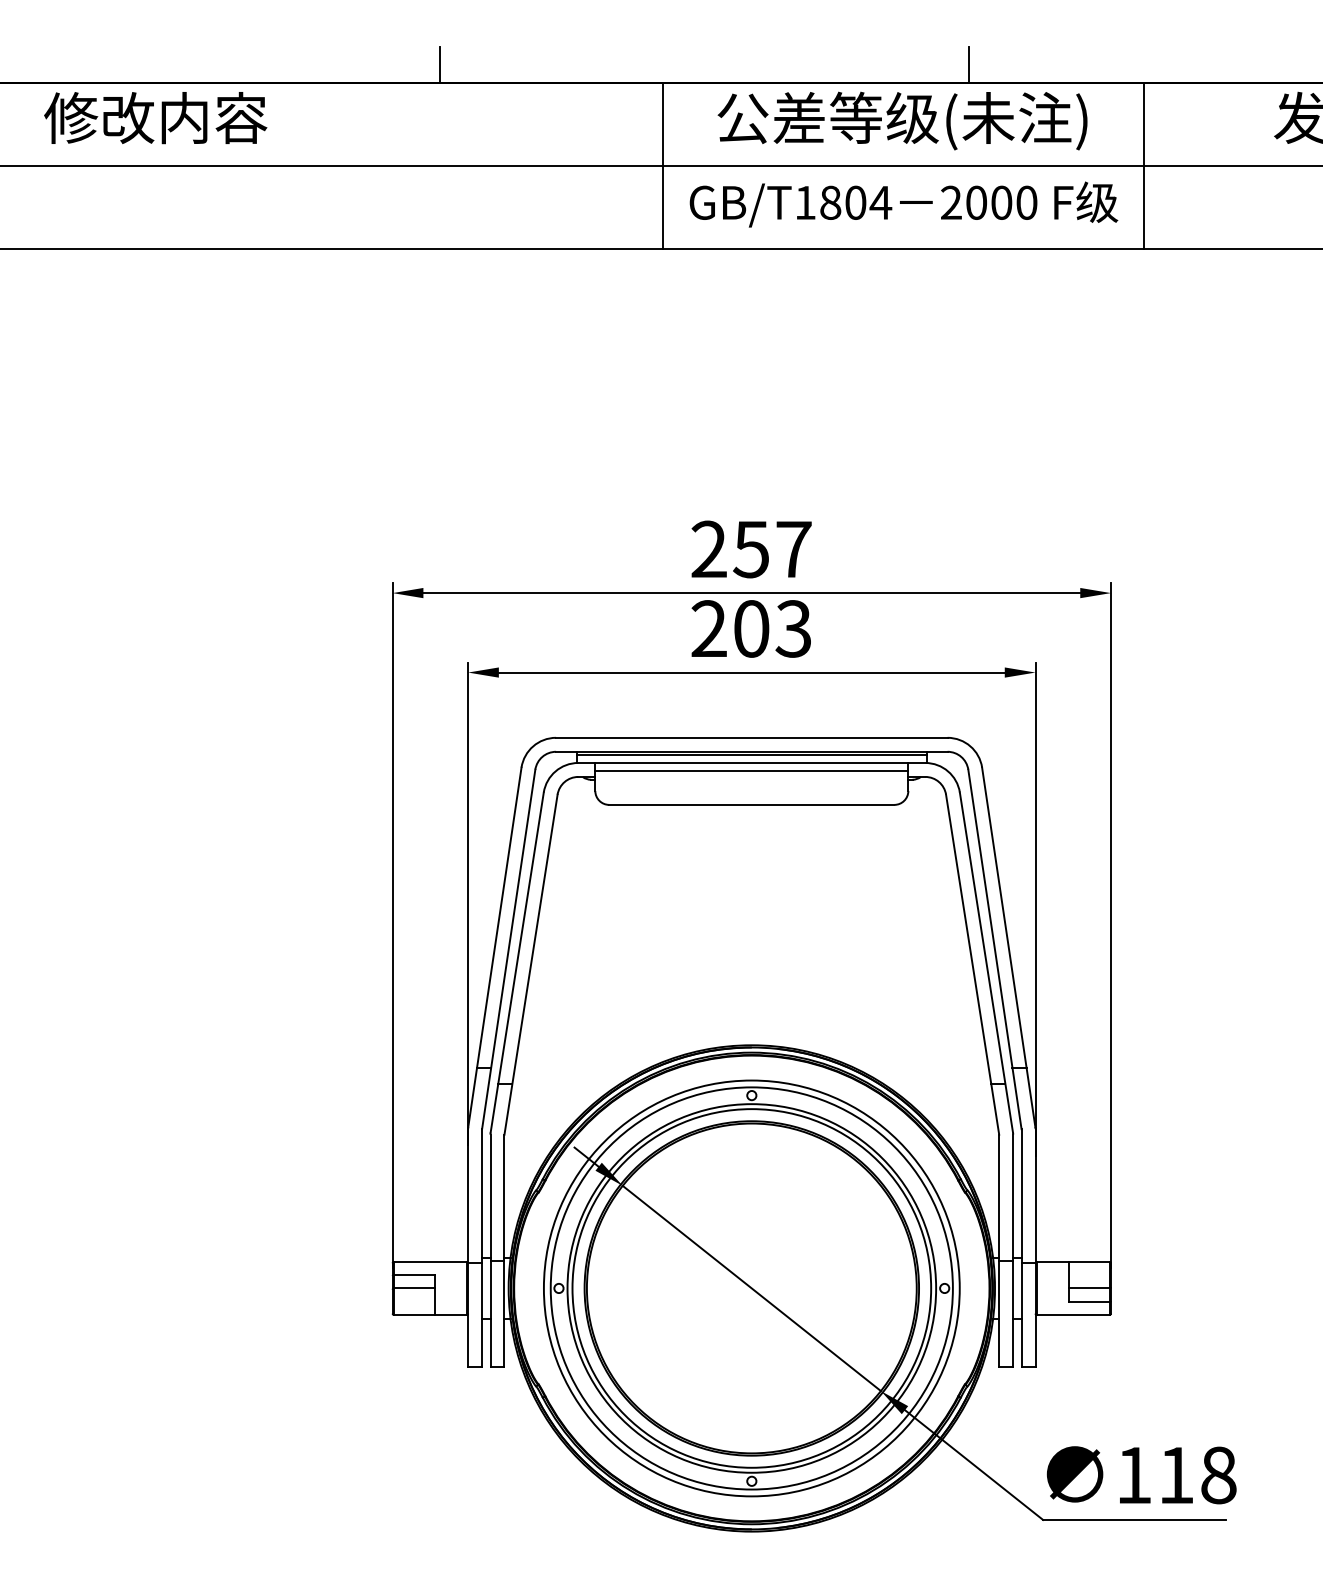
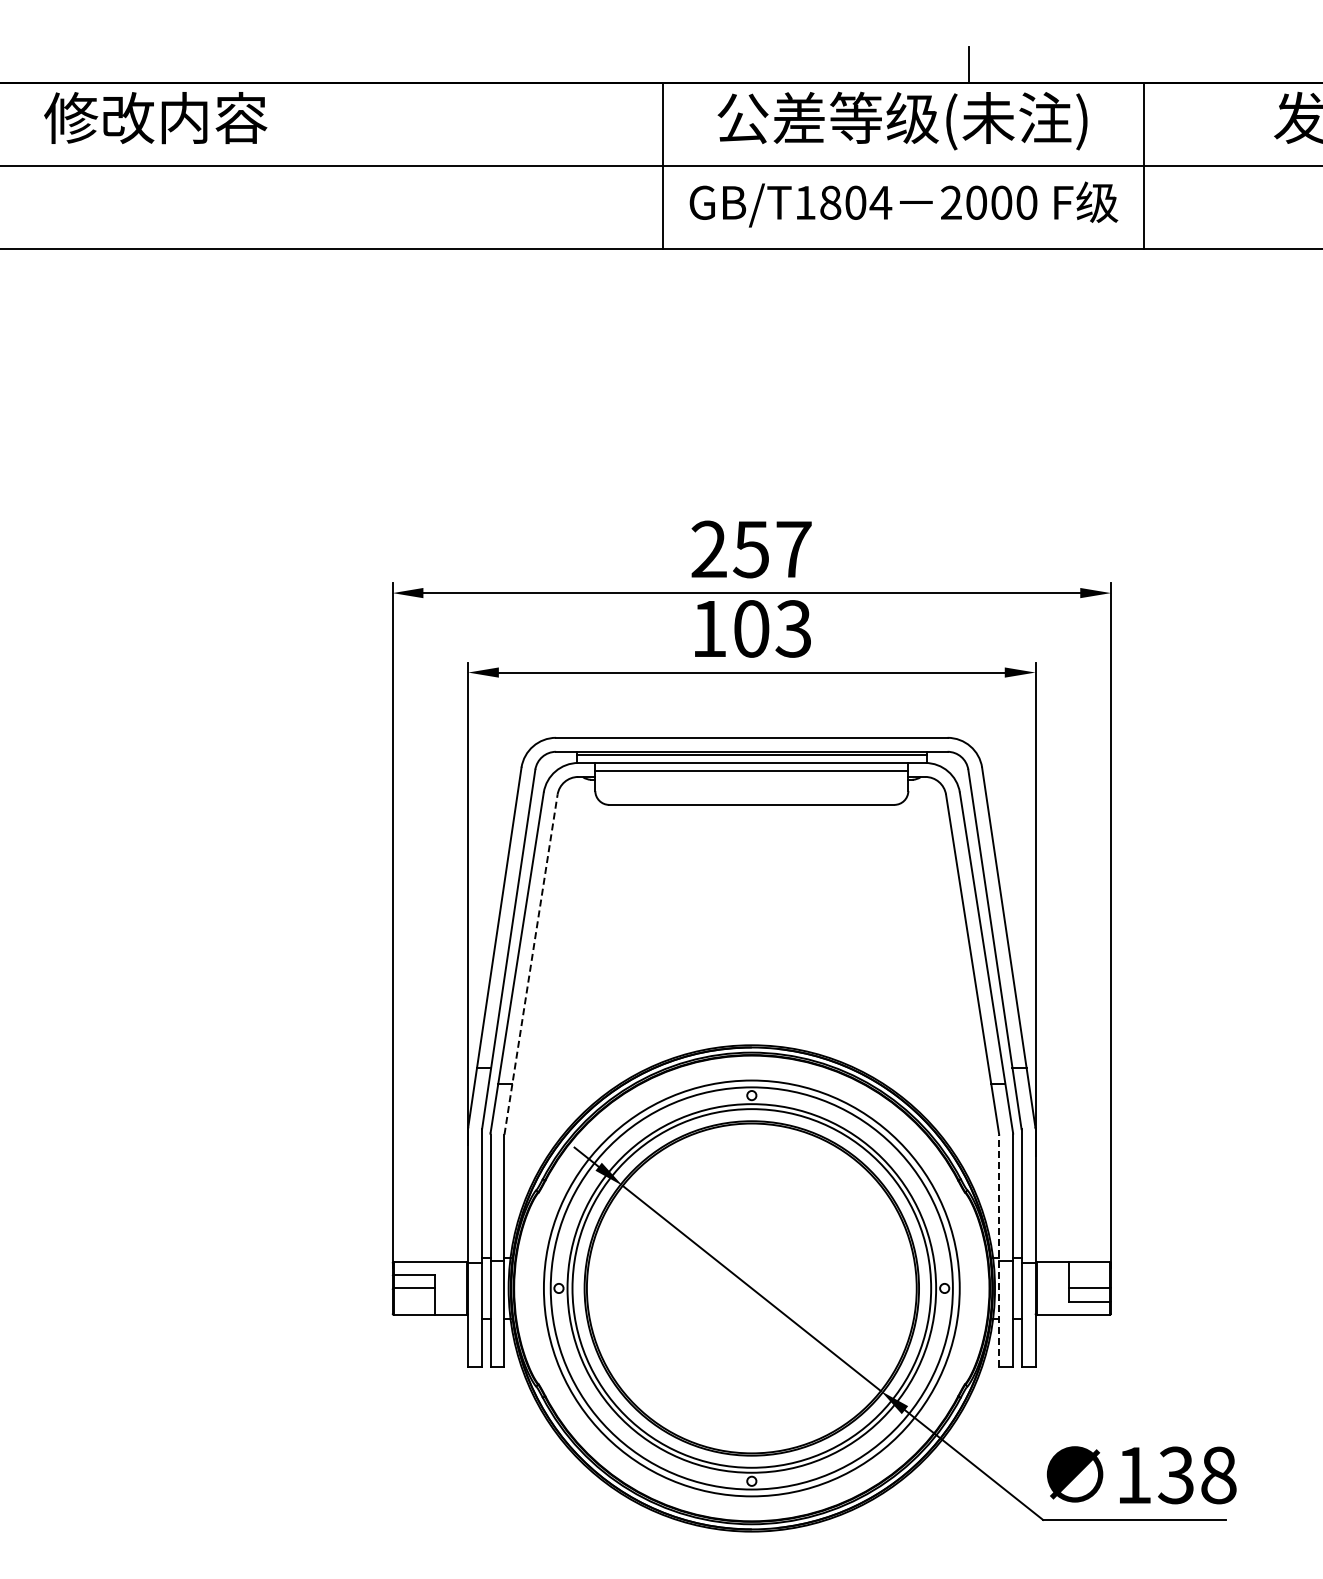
line: present -> none (440, 64)
text: 203 -> 103 (708, 628)
line: solid -> dashed (531, 964)
line: solid -> dashed (999, 1250)
text: 118 -> 138 (1175, 1475)
